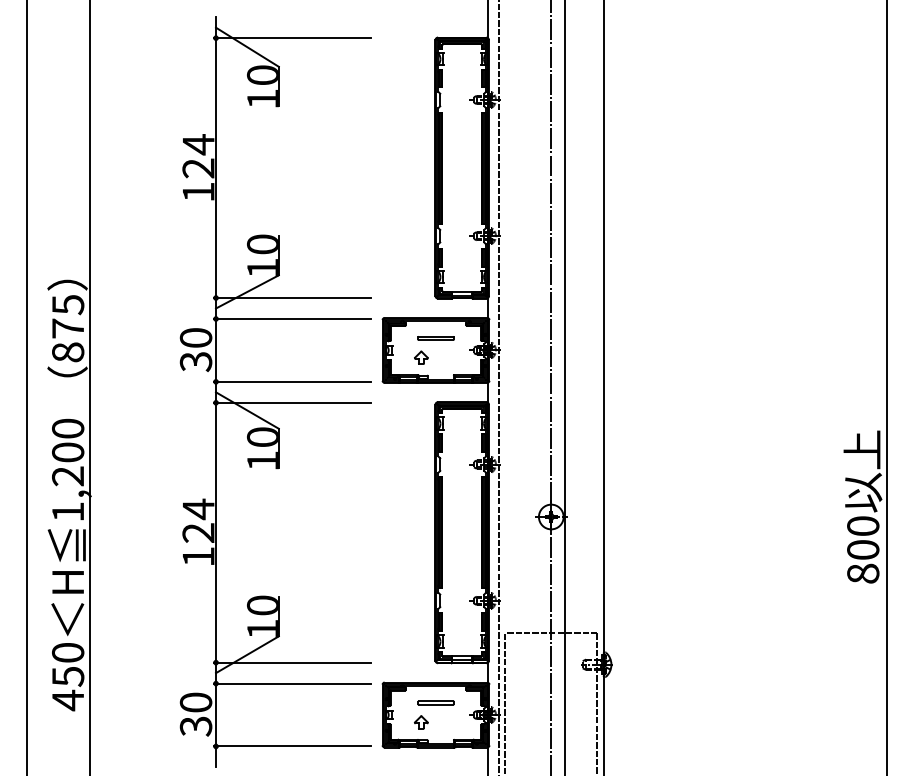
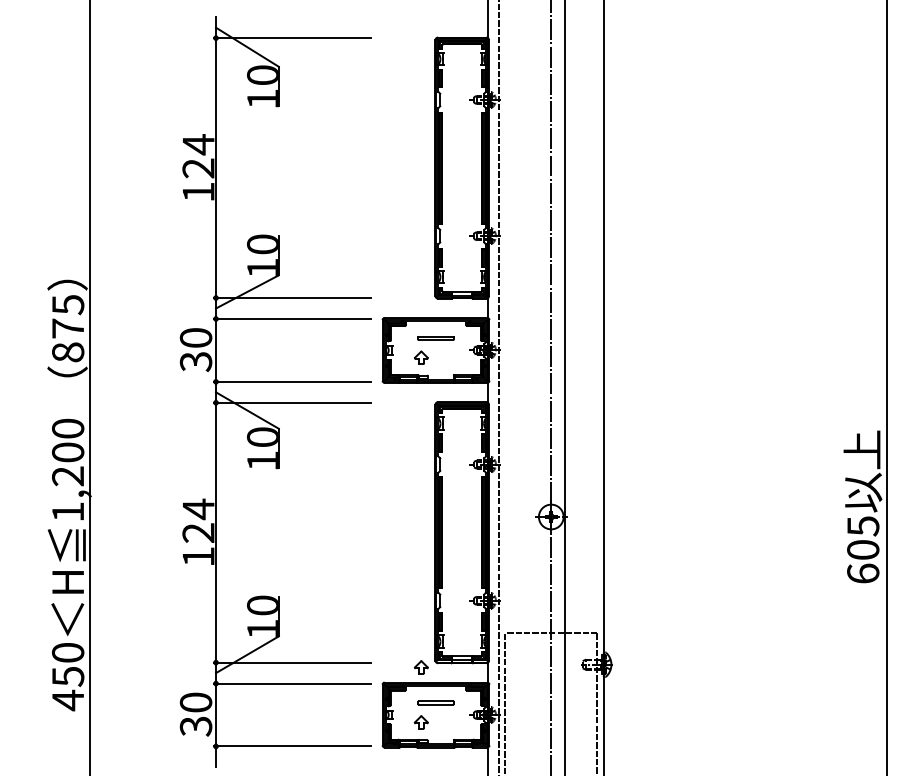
line: present -> none (27, 387)
text: 800 -> 605 (863, 549)
part: none -> present (421, 667)
